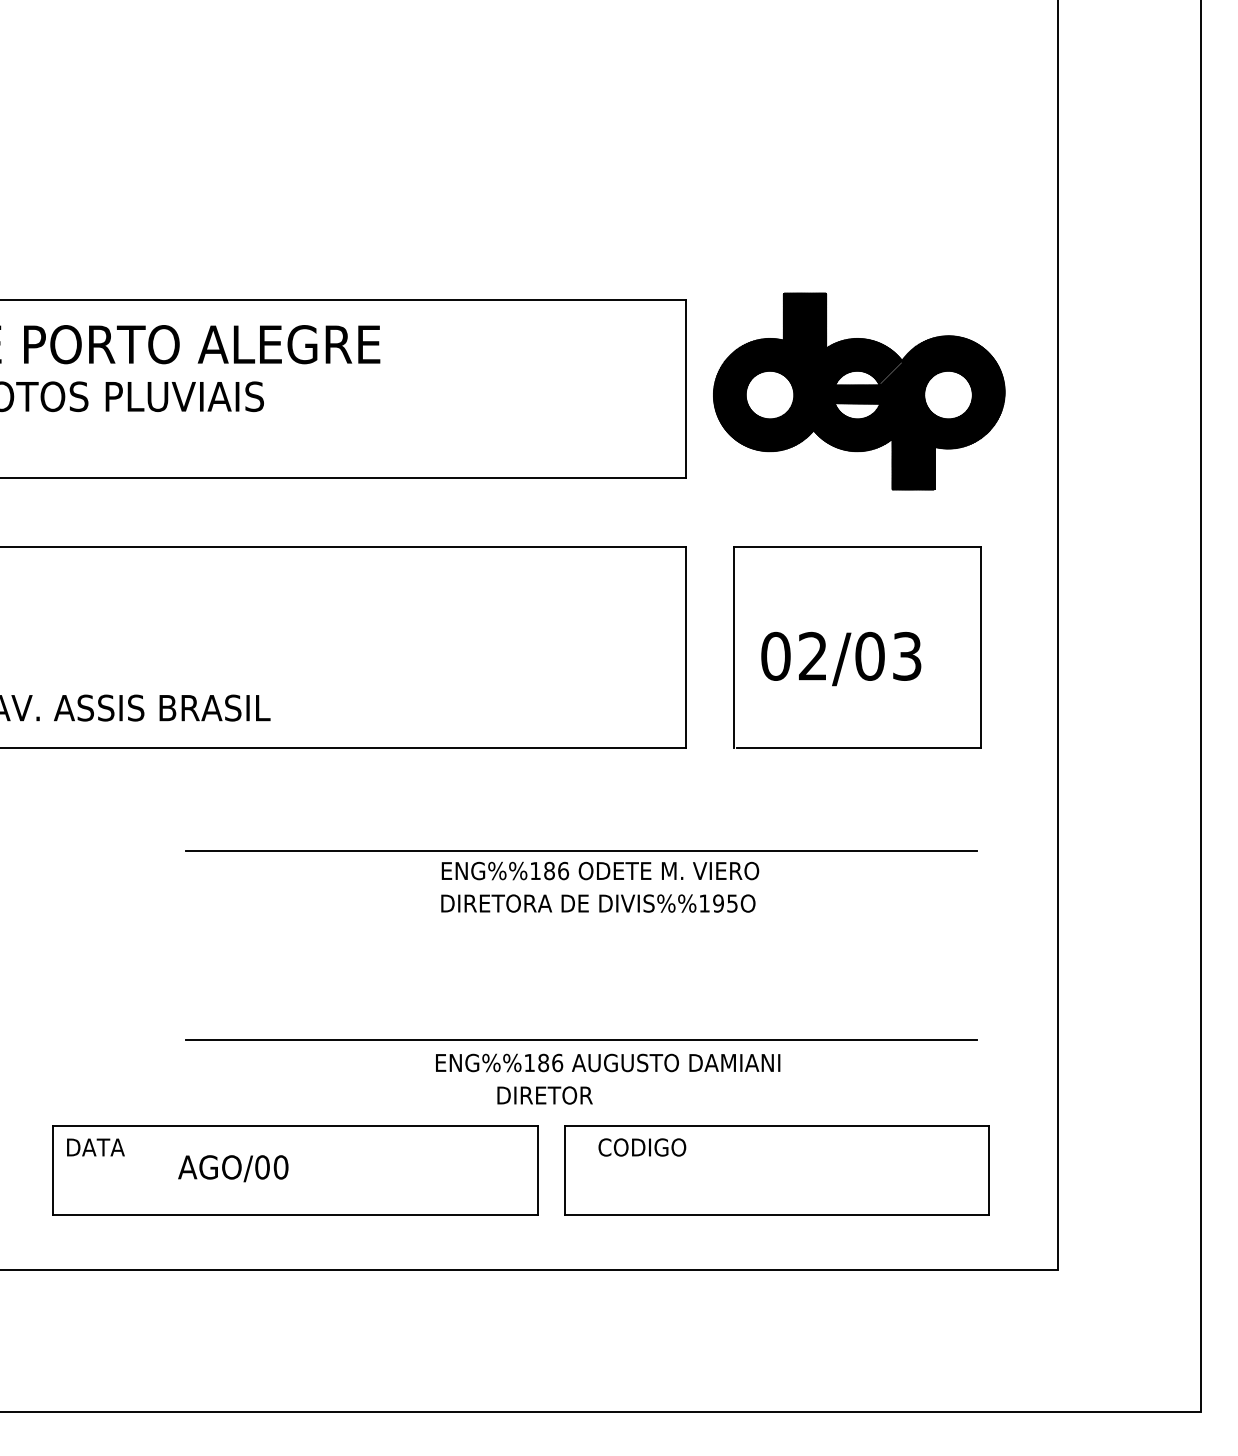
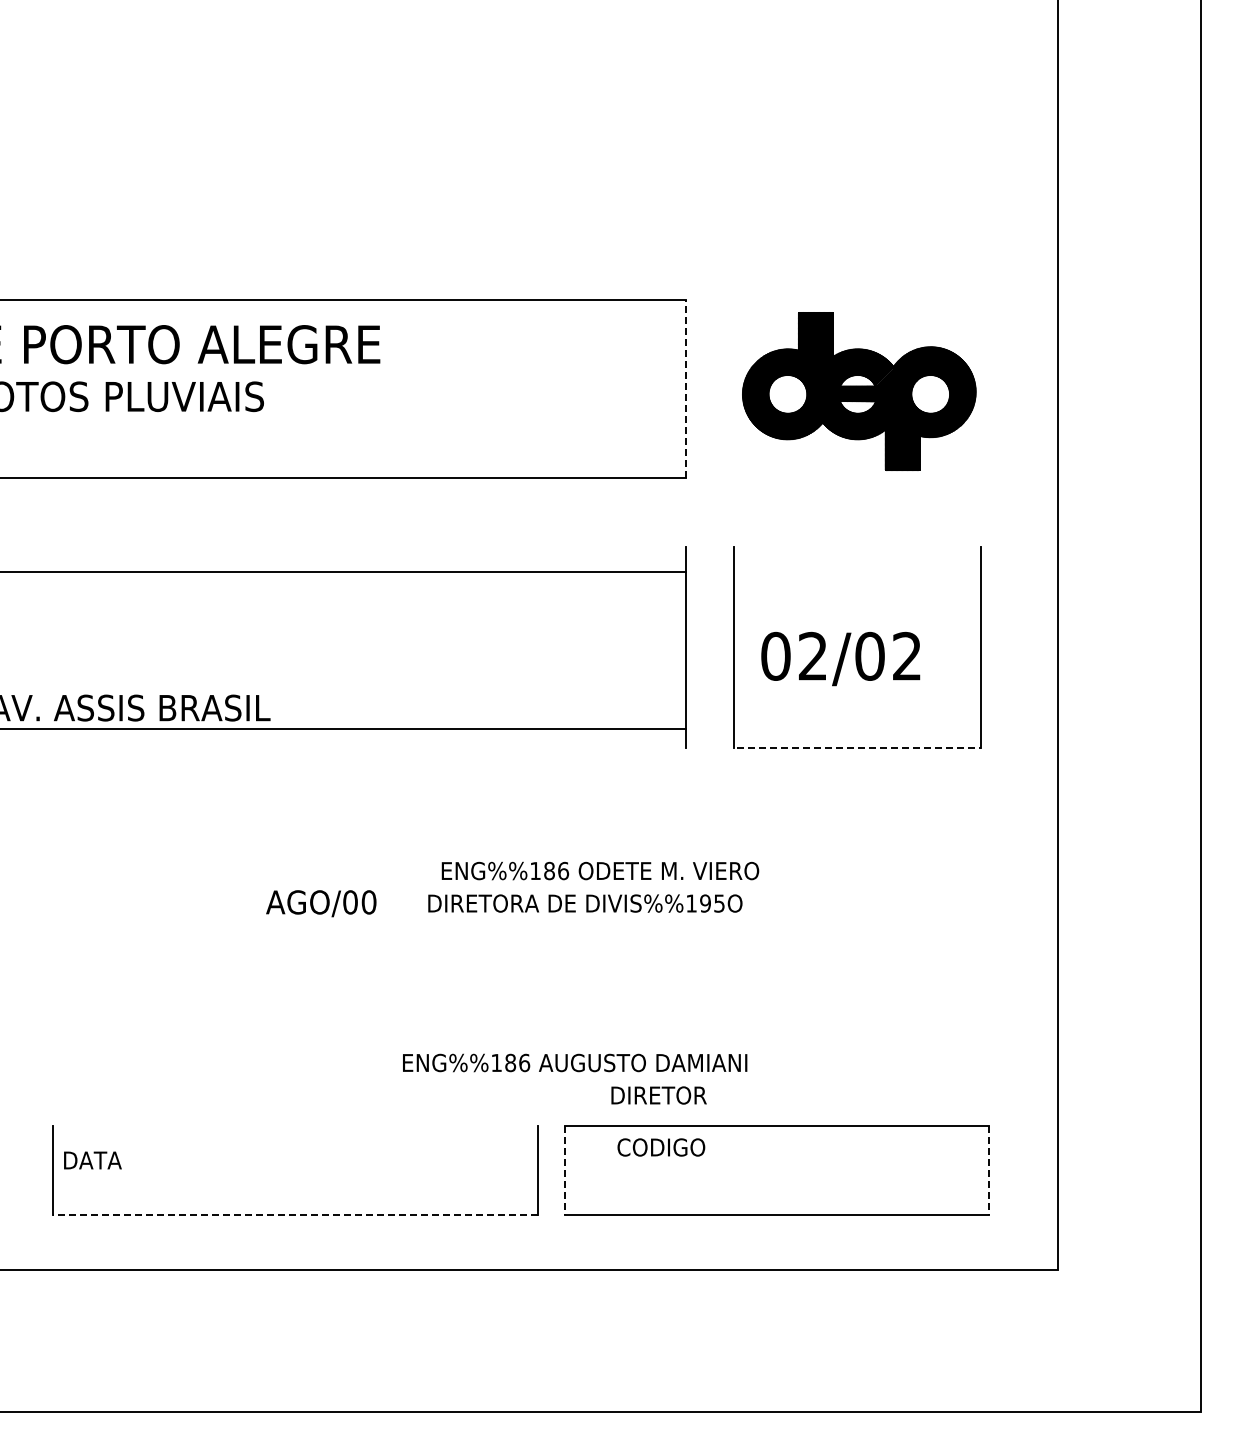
line: solid -> dashed (686, 388)
part size: 293x199 px -> 235x159 px (859, 391)
line position: (344, 546) -> (344, 571) (344, 571)
line: present -> none (857, 546)
text: 02/03 -> 02/02 (907, 656)
line position: (344, 748) -> (344, 729) (344, 729)
line: solid -> dashed (859, 748)
line: present -> none (580, 851)
text position: (598, 903) -> (585, 903) (585, 903)
line: present -> none (580, 1040)
text position: (608, 1062) -> (575, 1062) (575, 1062)
text position: (544, 1095) -> (658, 1095) (658, 1095)
line: present -> none (295, 1125)
text position: (95, 1147) -> (92, 1160) (92, 1160)
text position: (642, 1147) -> (661, 1147) (661, 1147)
text position: (233, 1168) -> (321, 903) (321, 903)
line: solid -> dashed (565, 1170)
line: solid -> dashed (988, 1170)
line: solid -> dashed (295, 1214)
